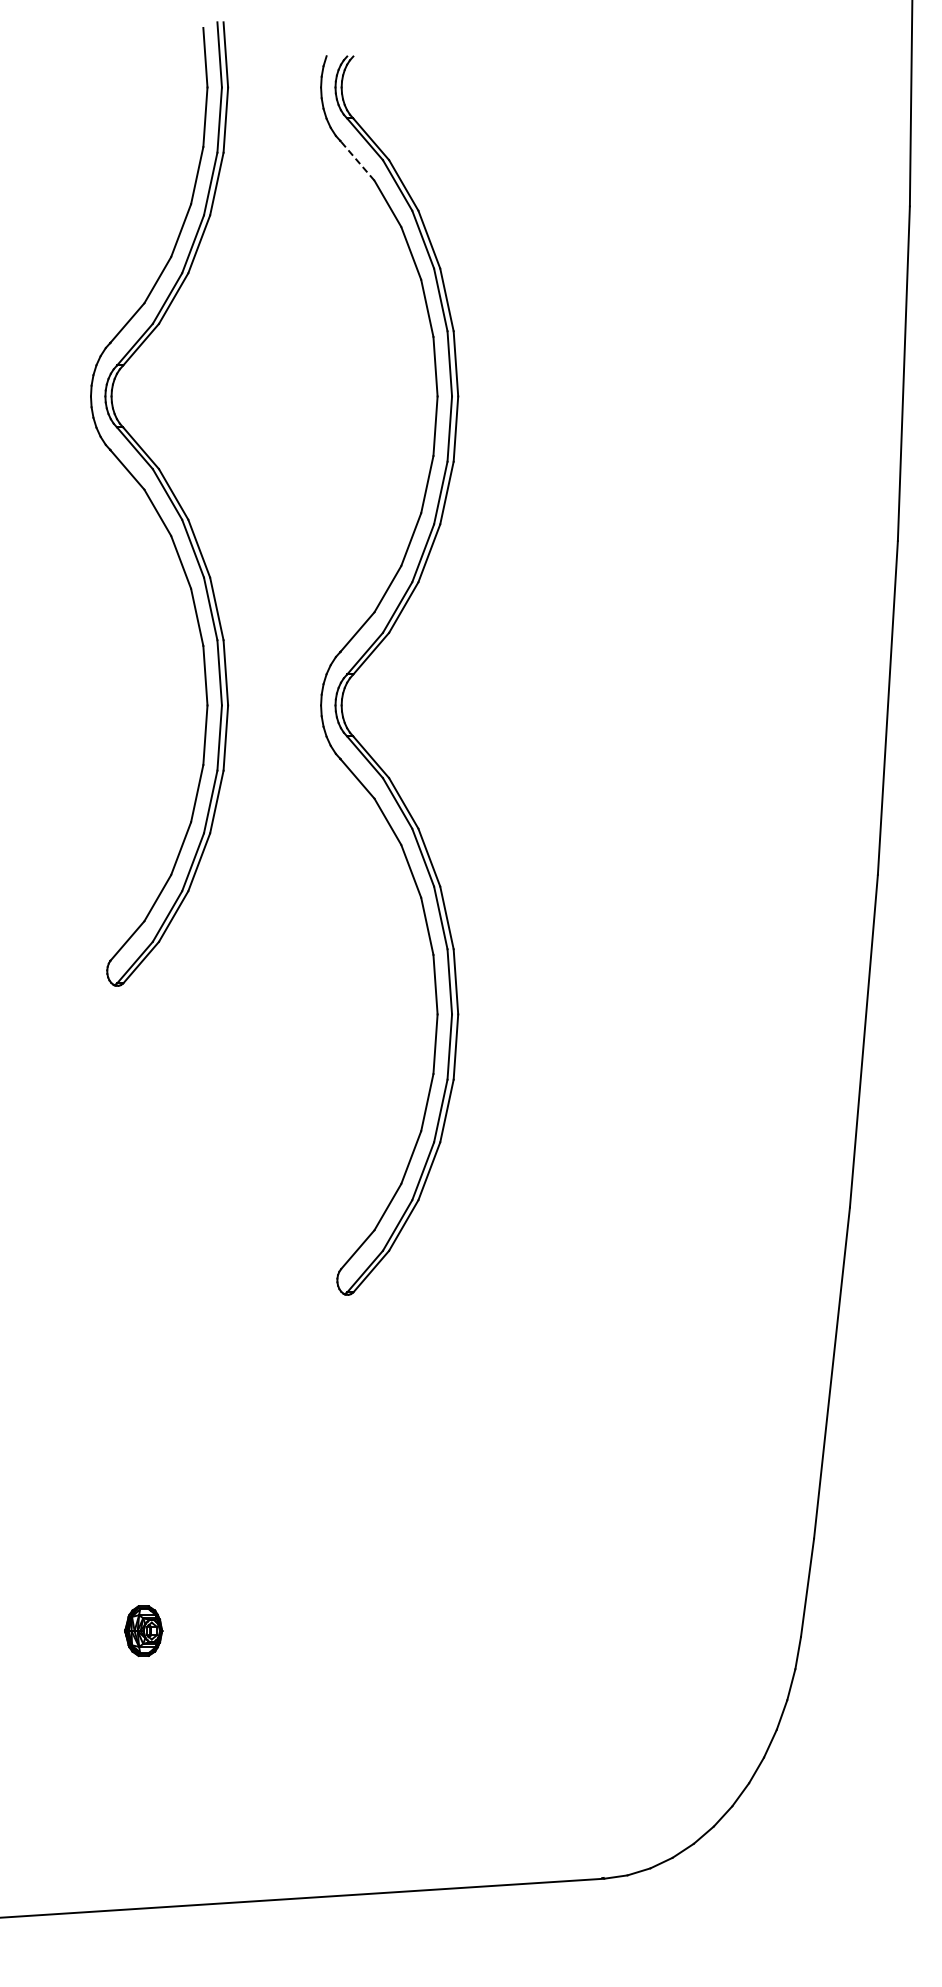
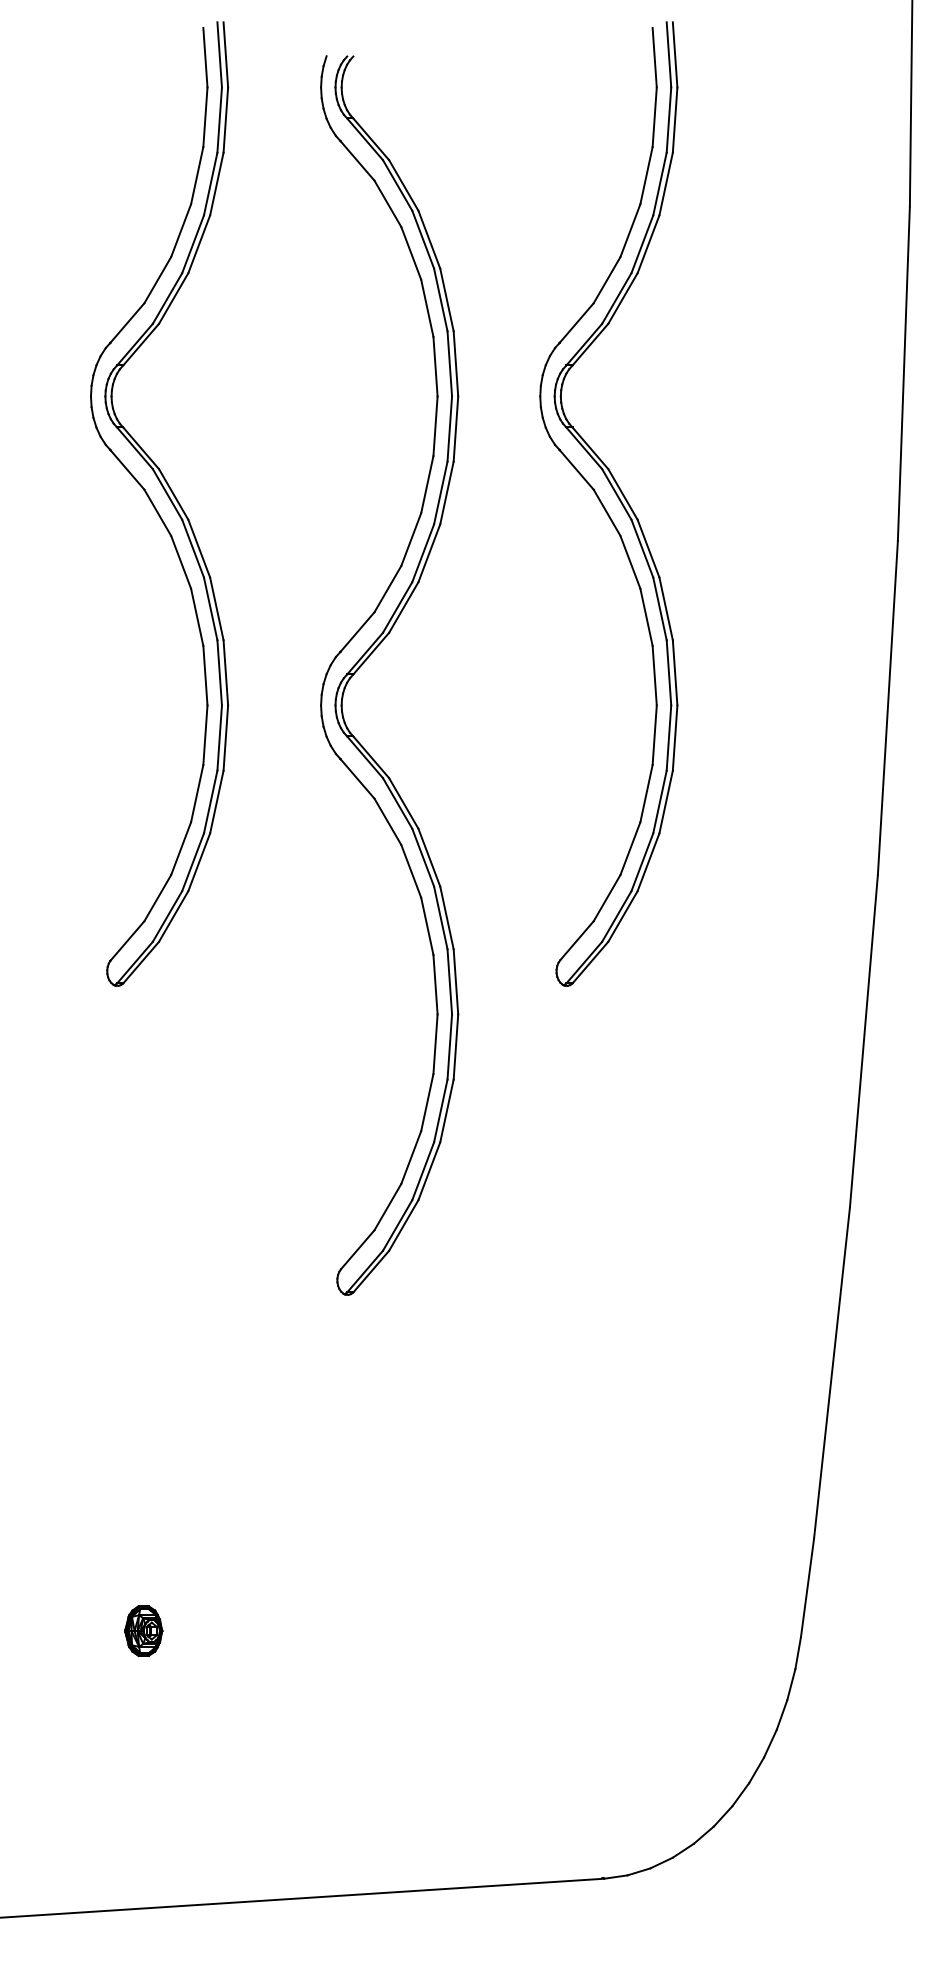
line: dashed -> solid (357, 160)
part: none -> present (608, 503)
